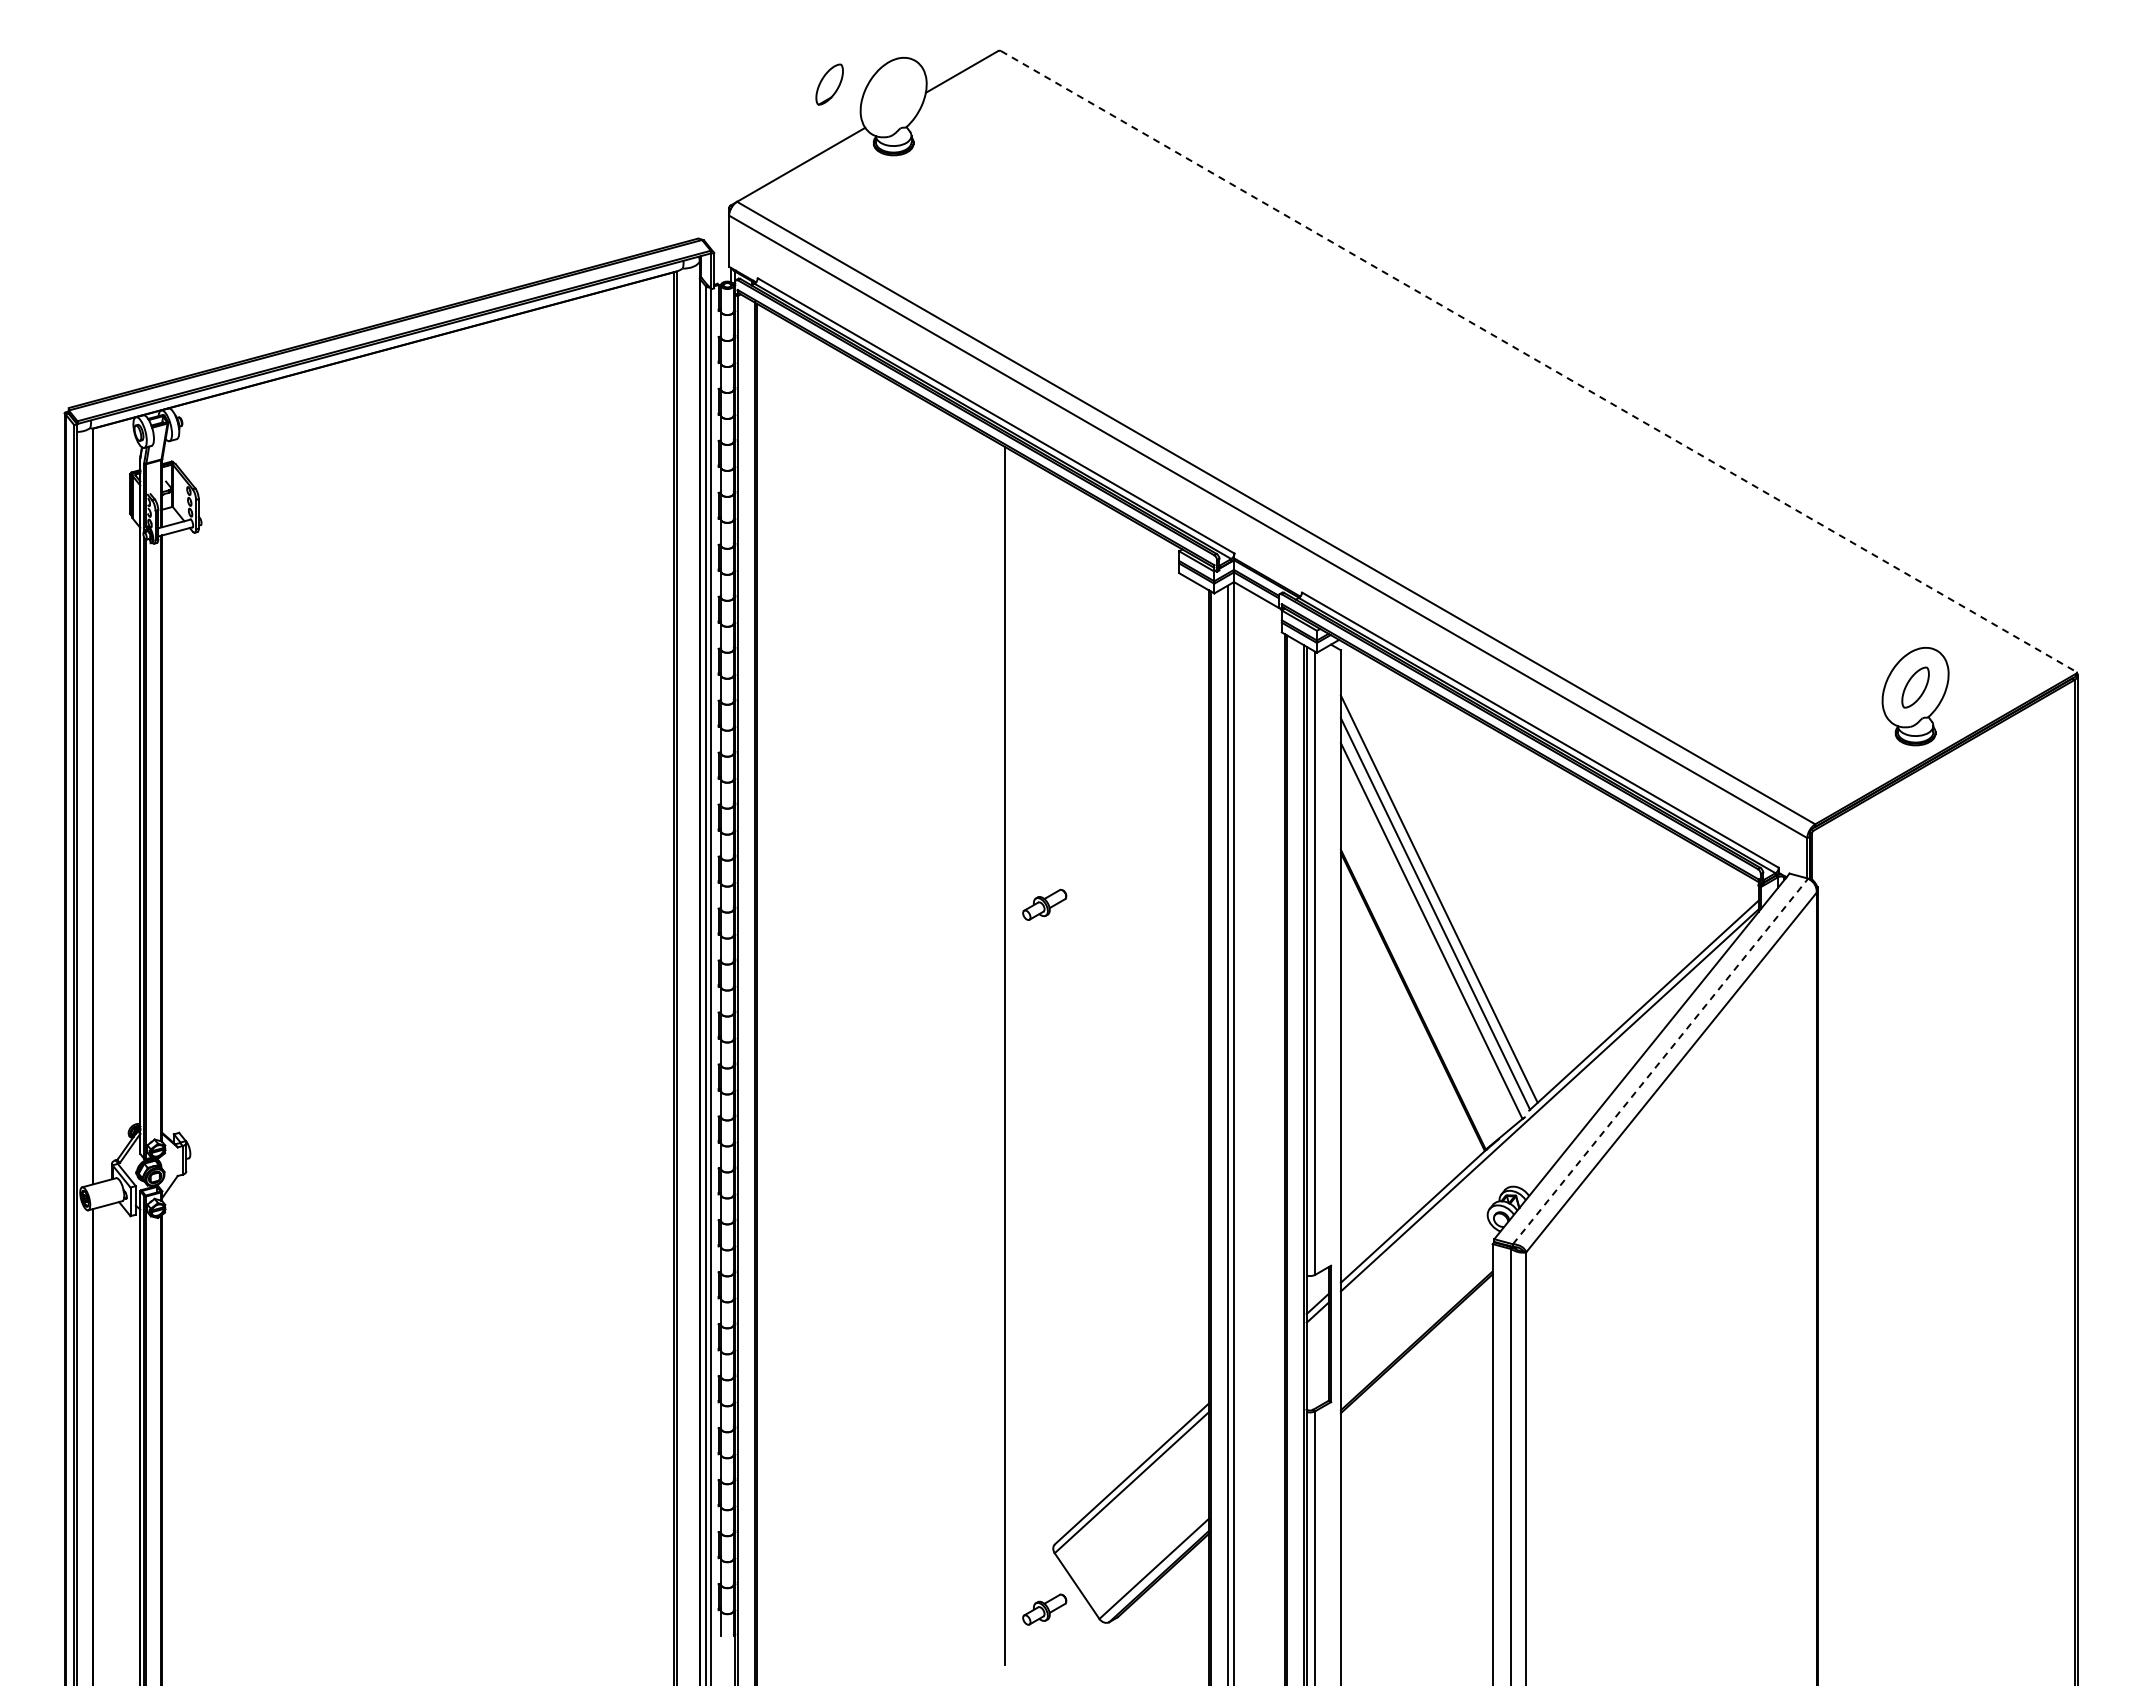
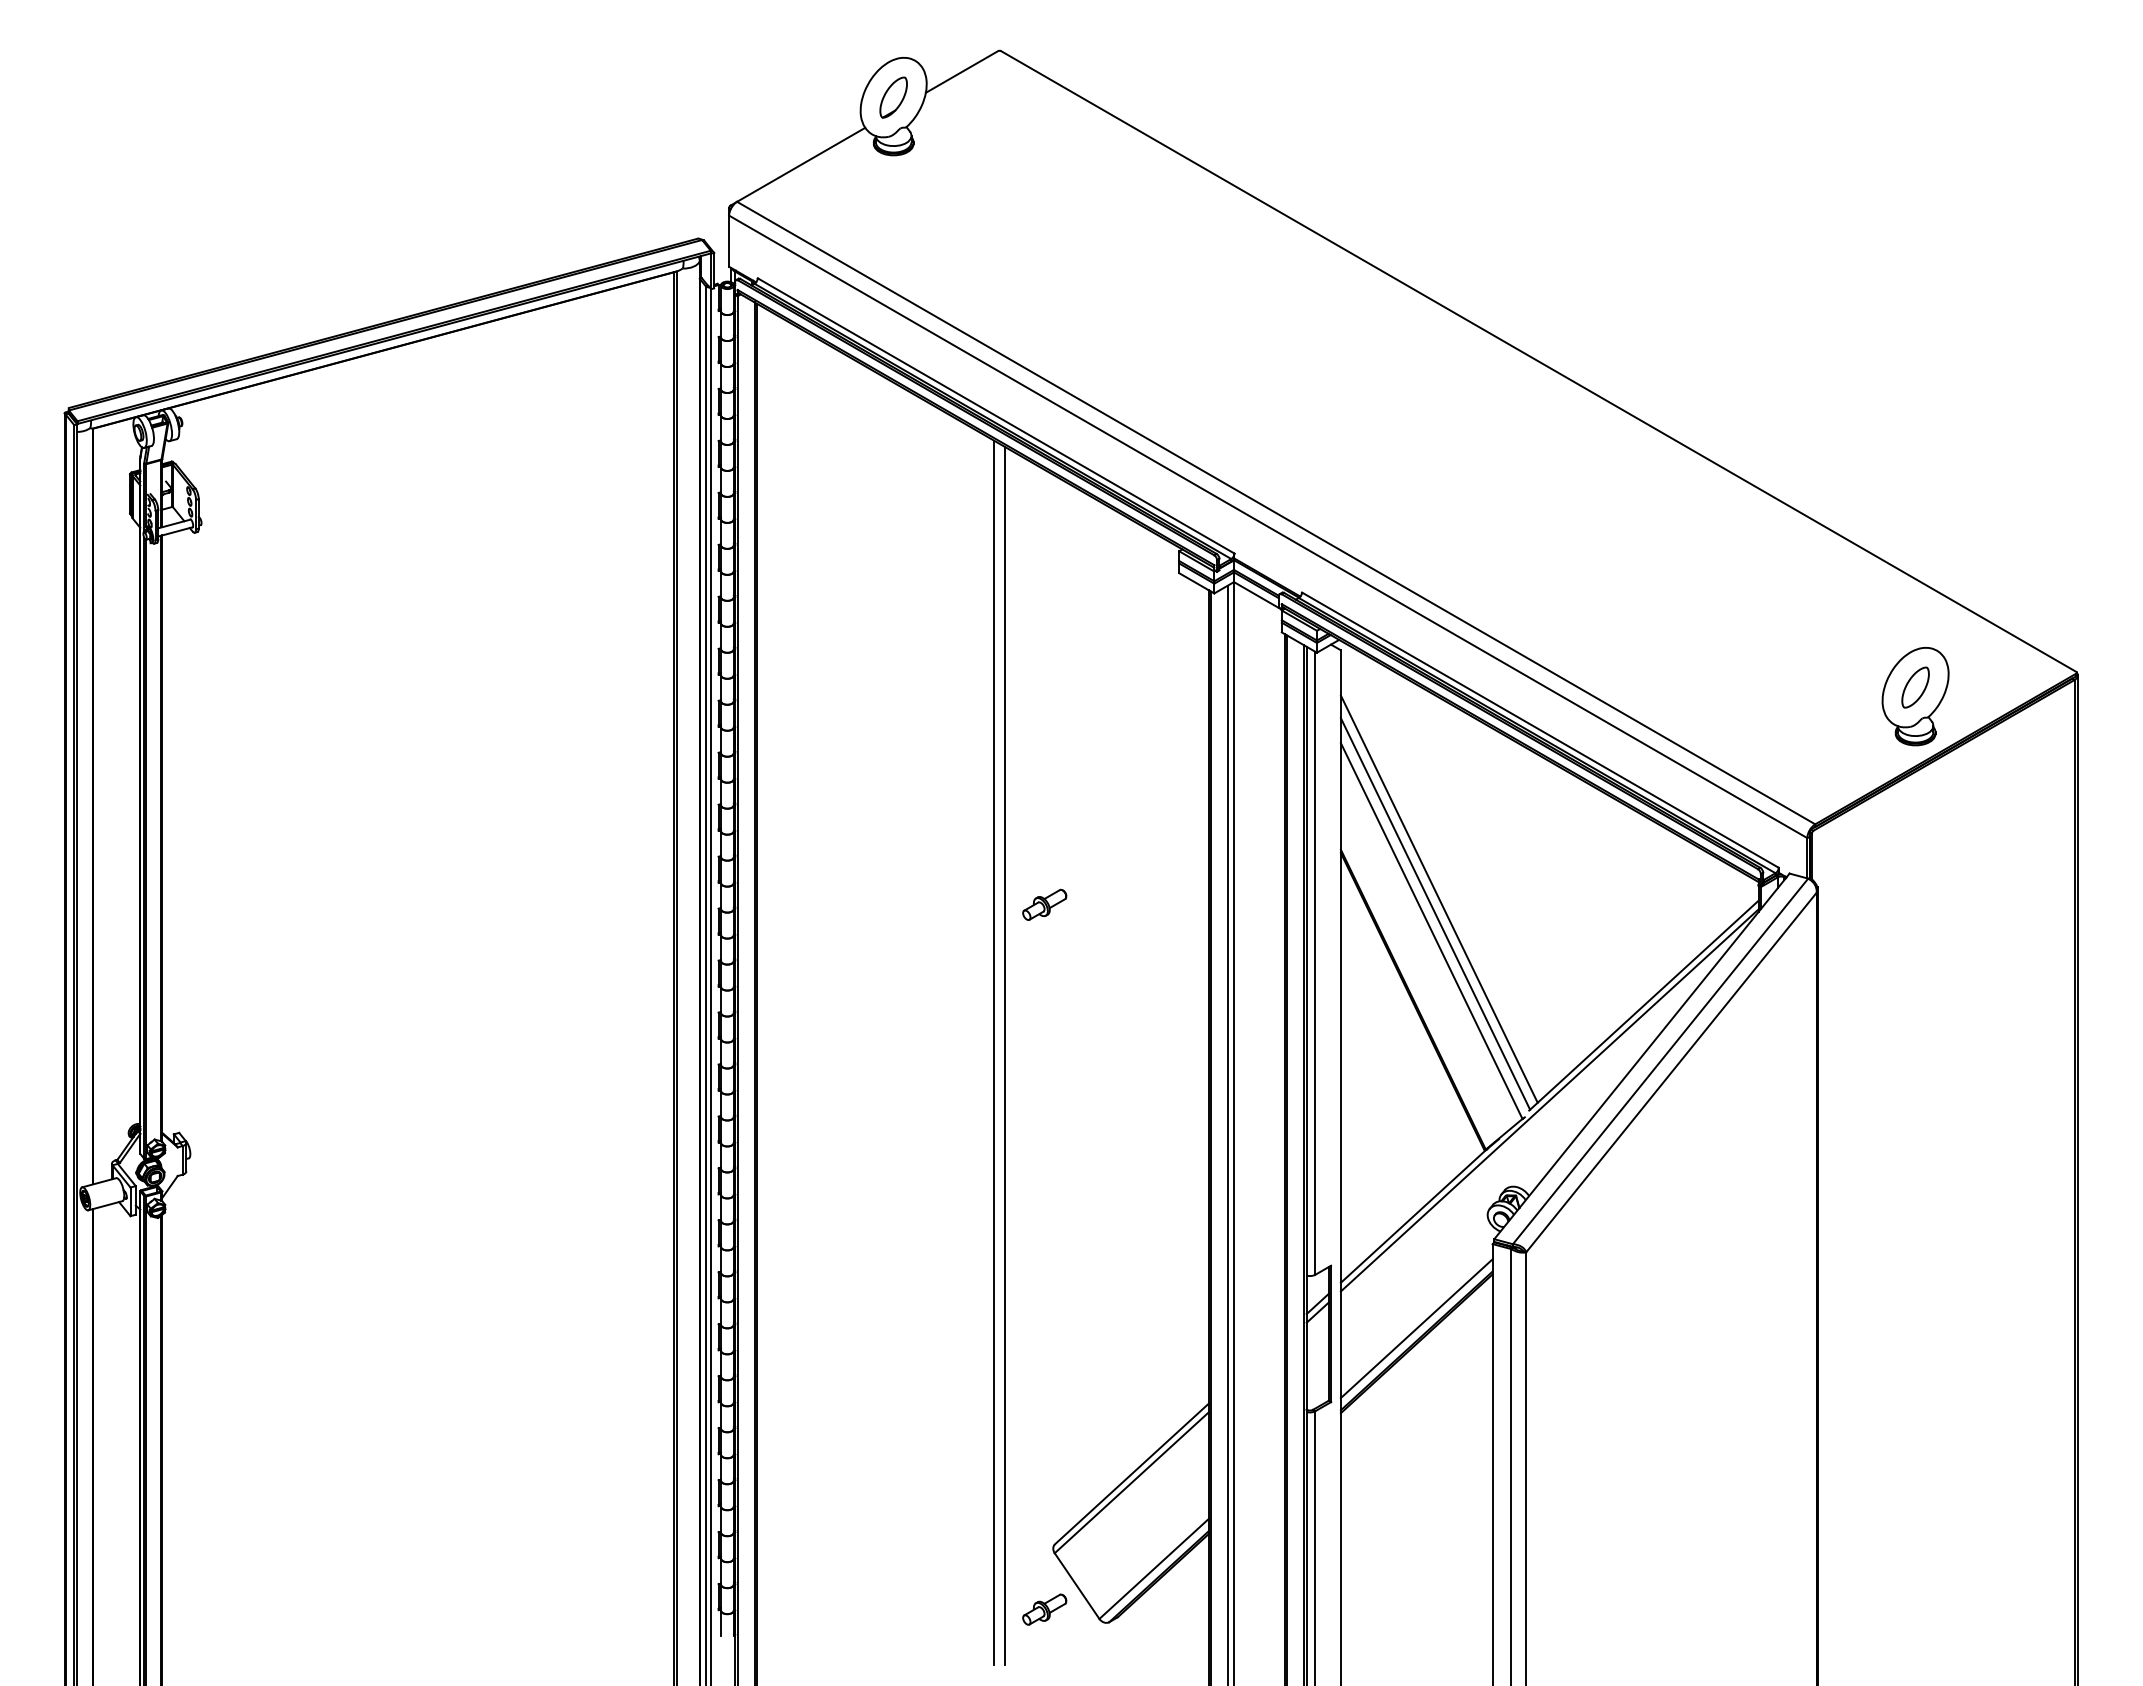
part position: (829, 84) -> (893, 97) (893, 97)
line: dashed -> solid (1538, 361)
line: none -> present (994, 1052)
line: dashed -> solid (1660, 1061)
line: none -> present (1416, 1328)
